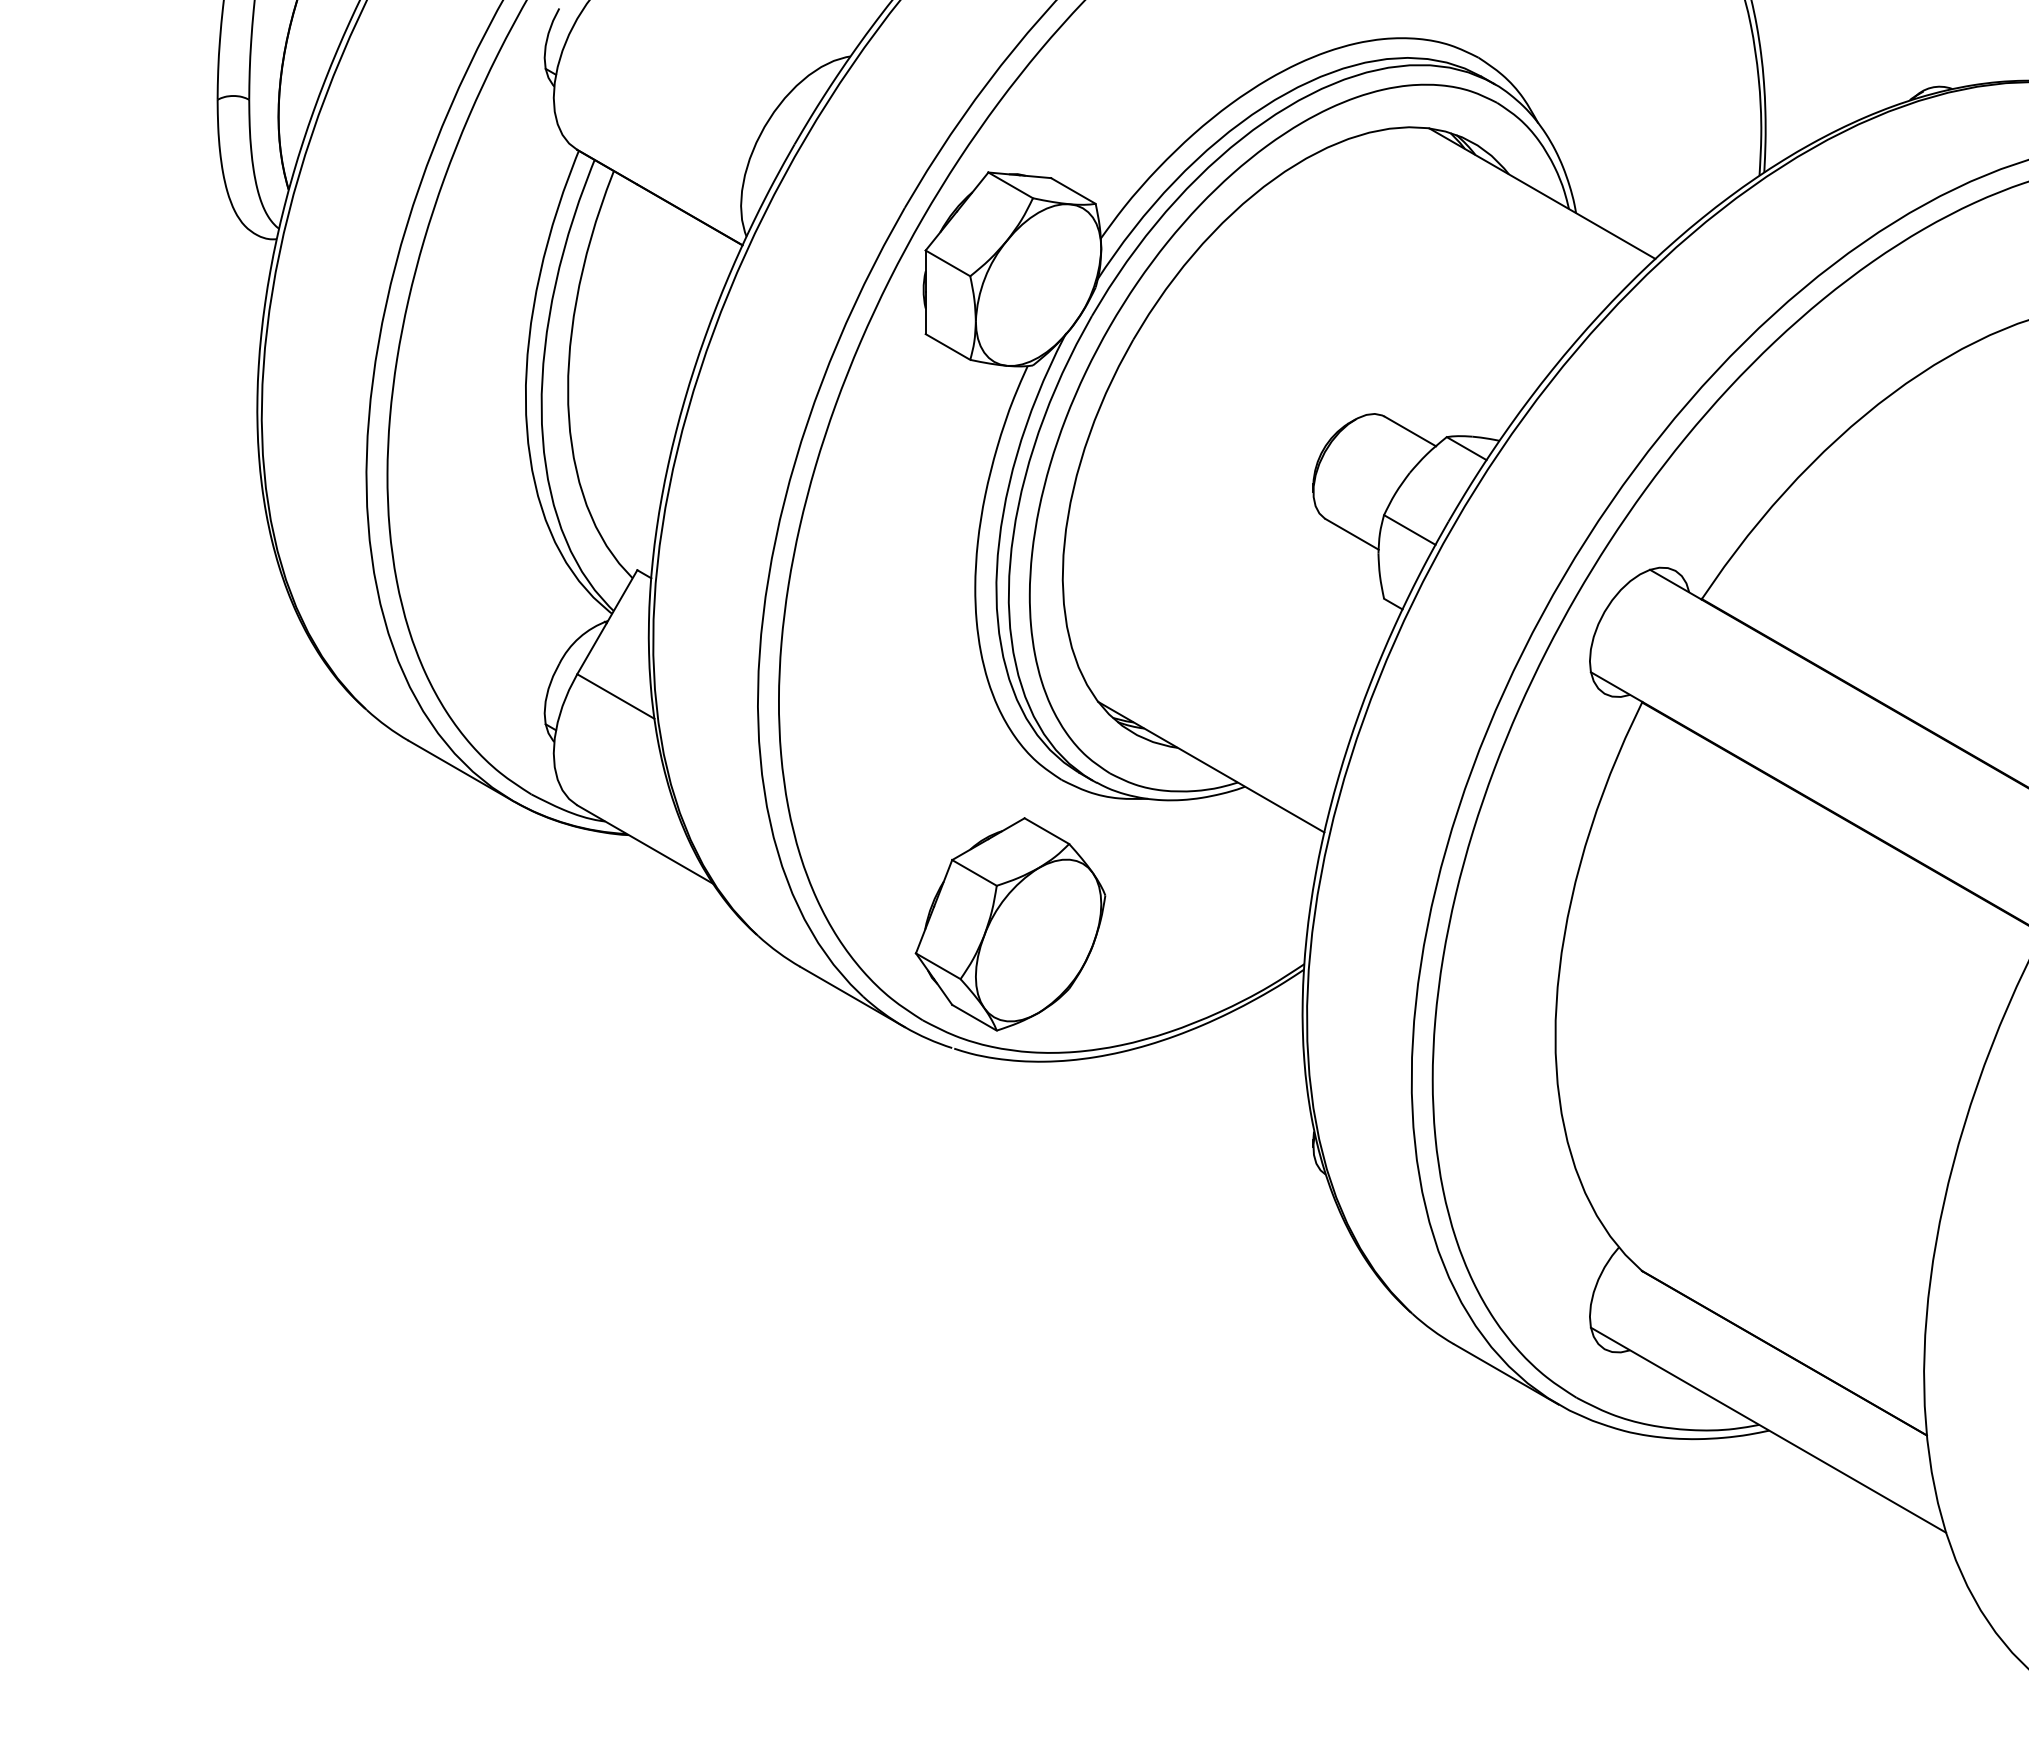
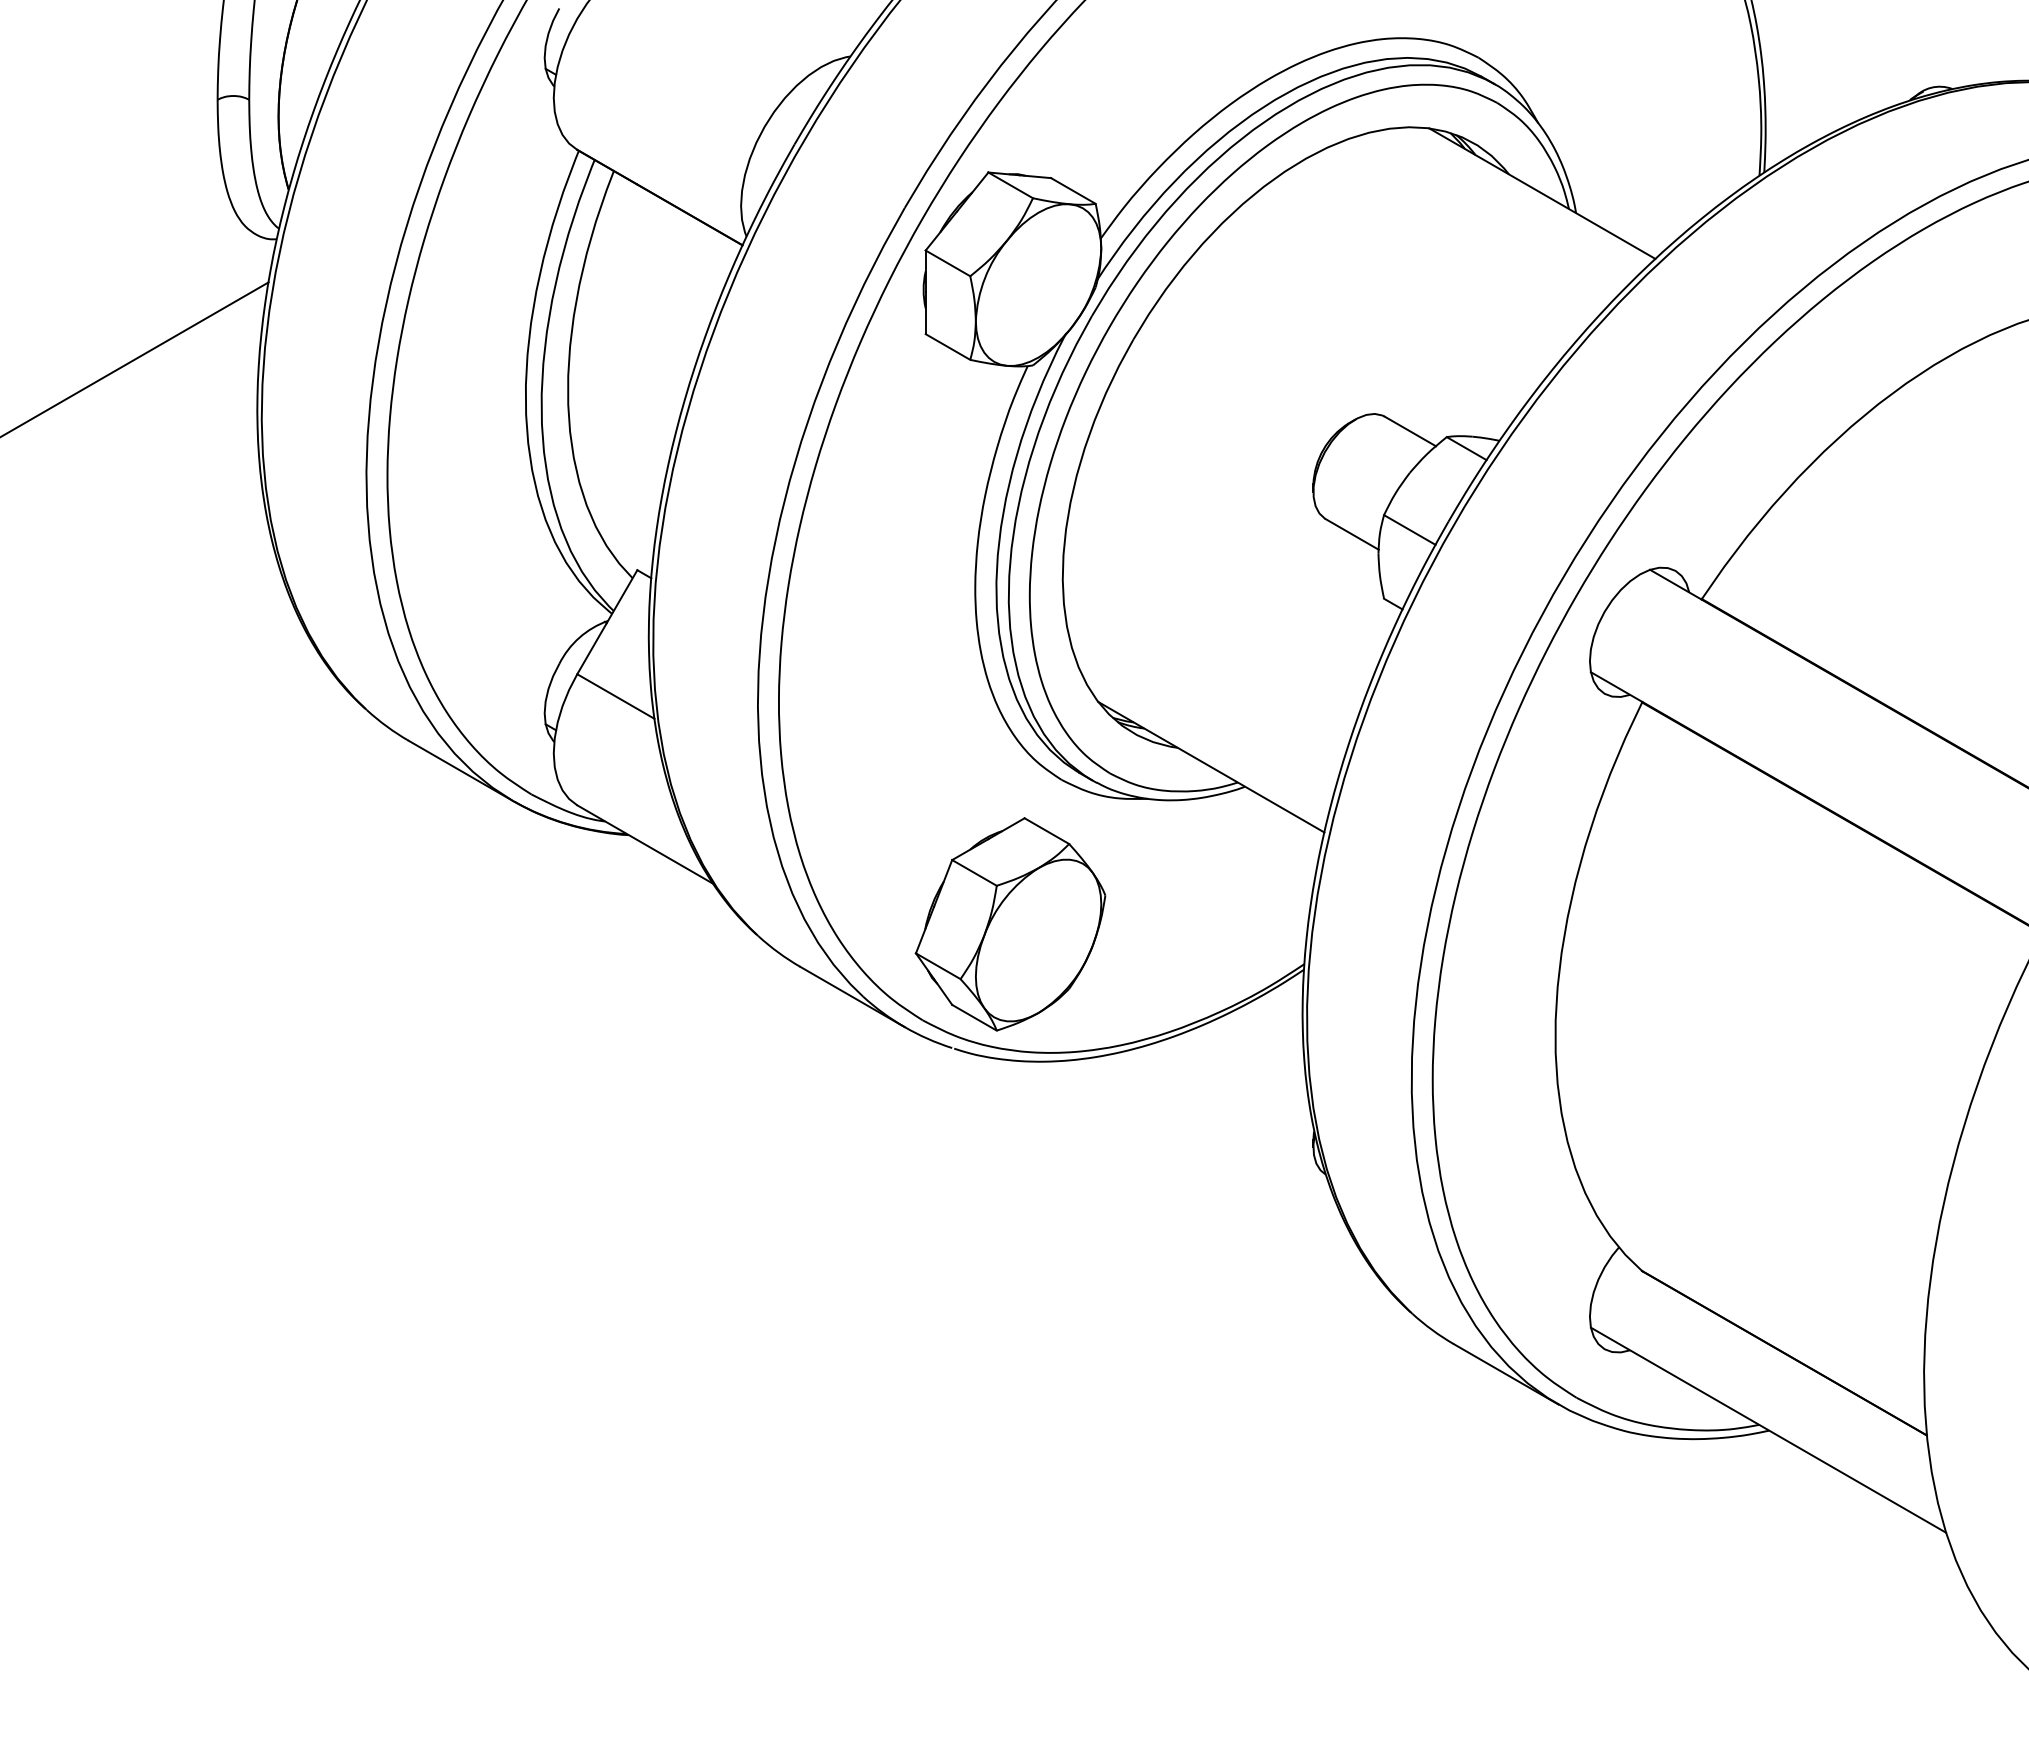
line: none -> present (135, 359)
